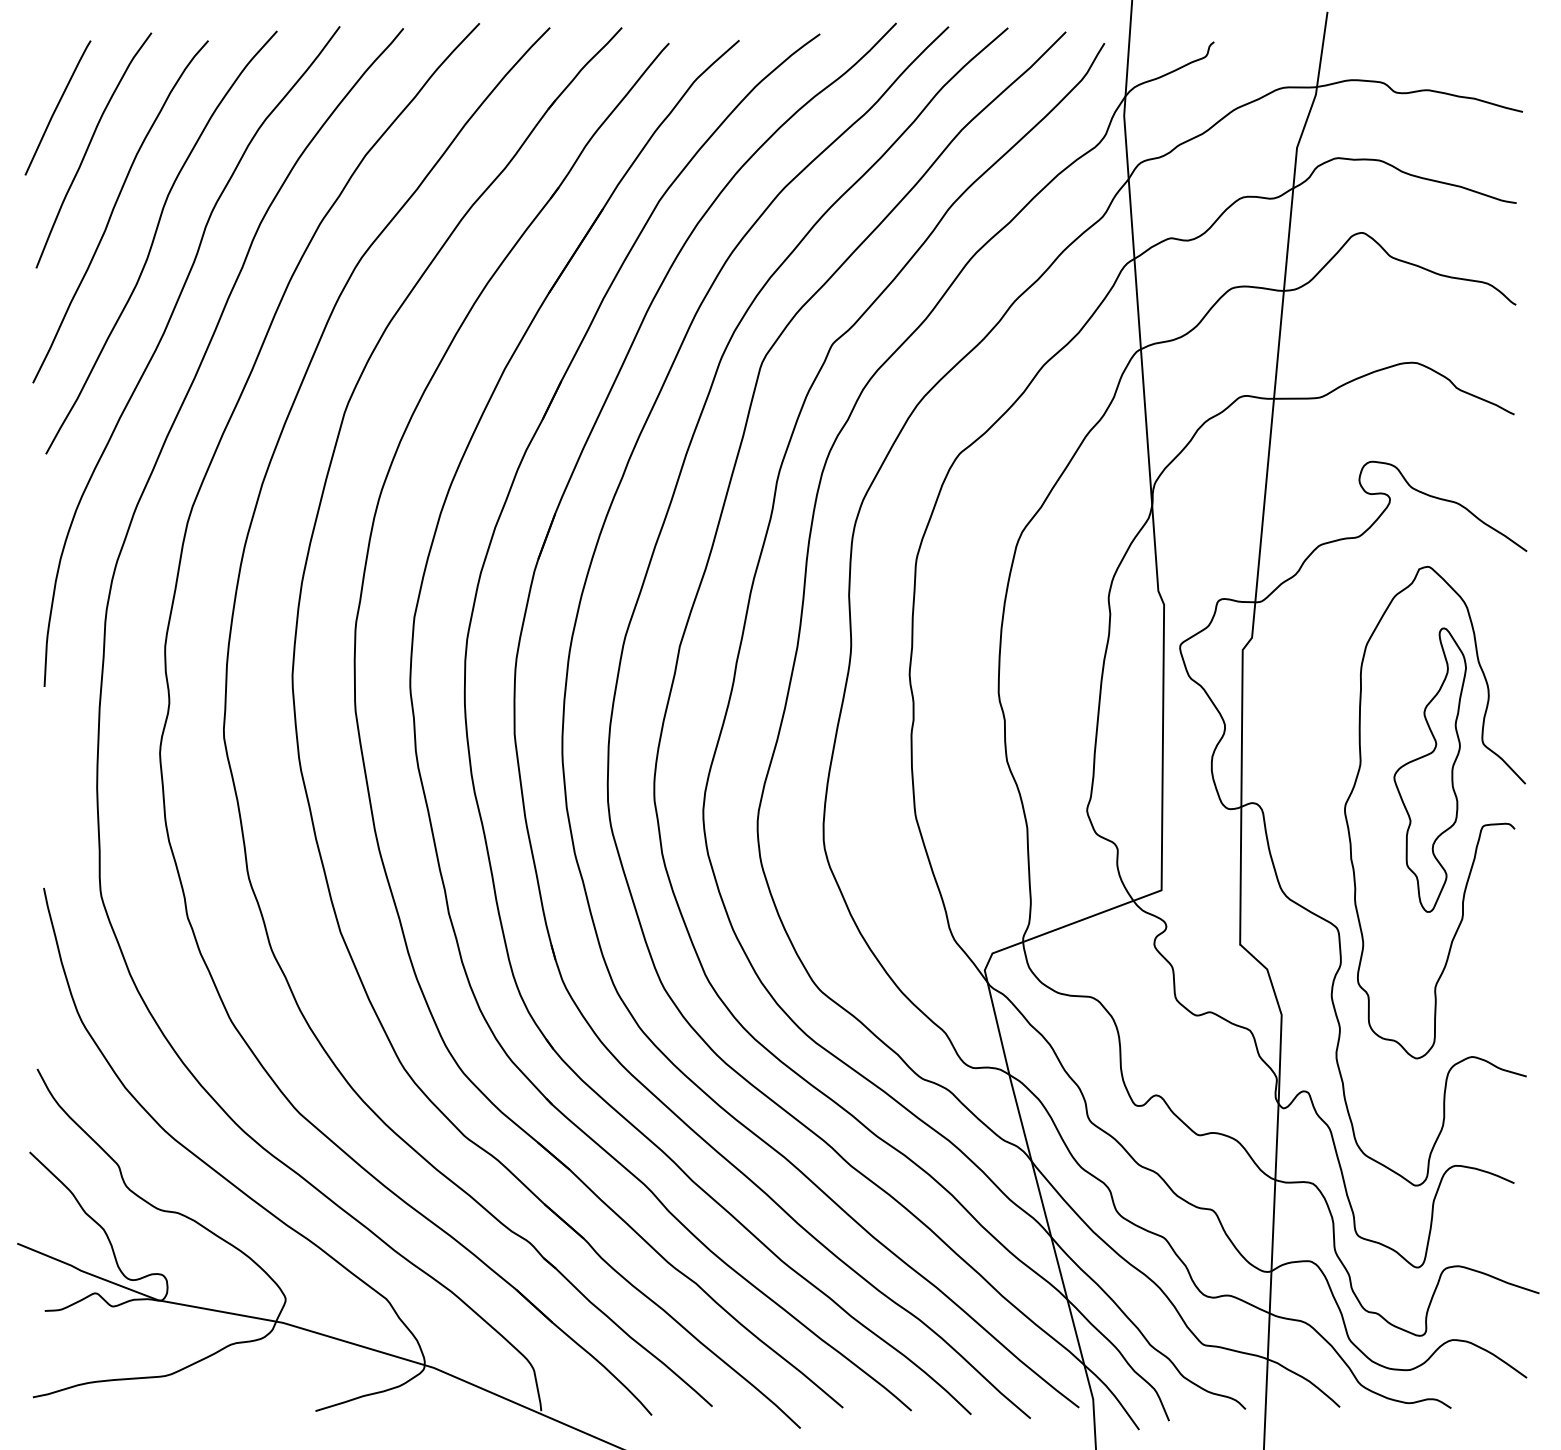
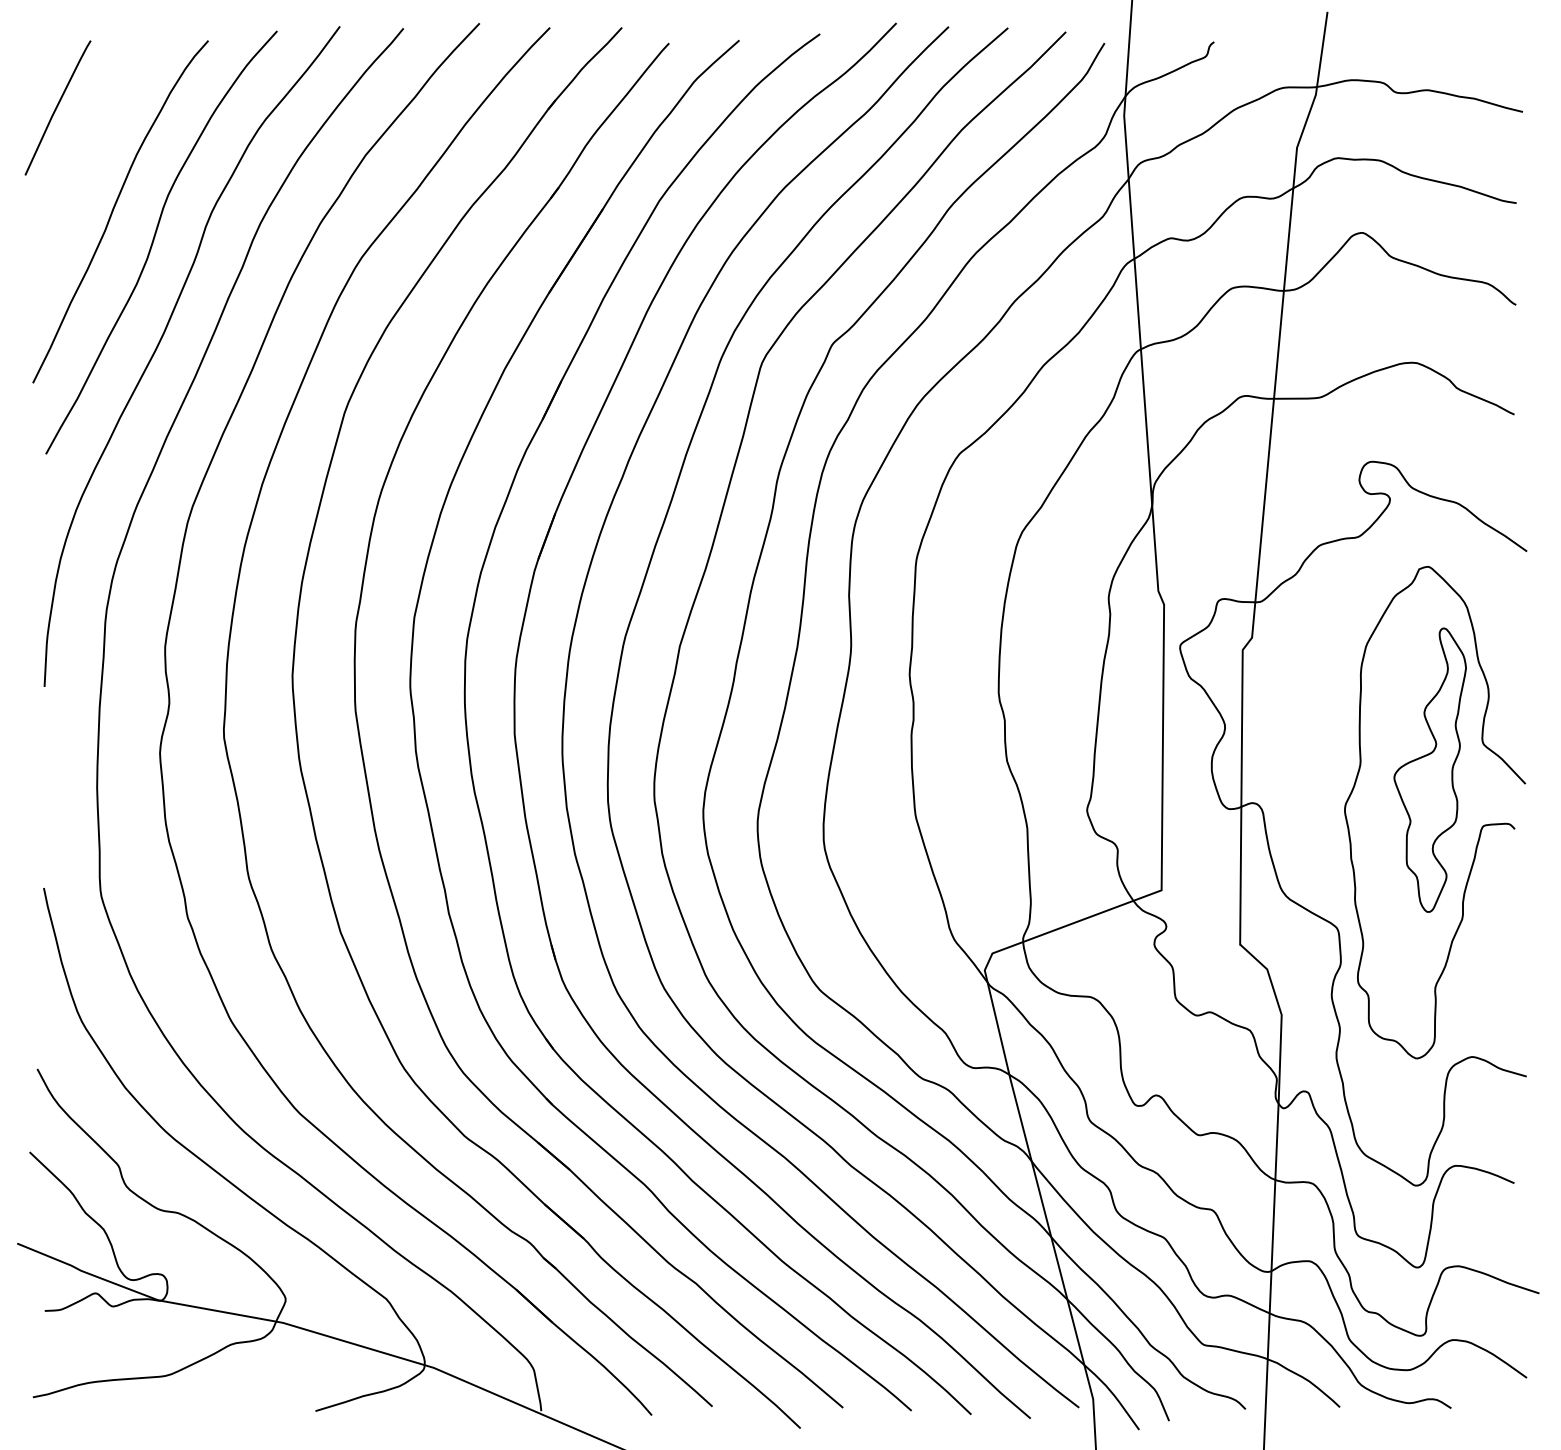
curve: present -> none (88, 149)
